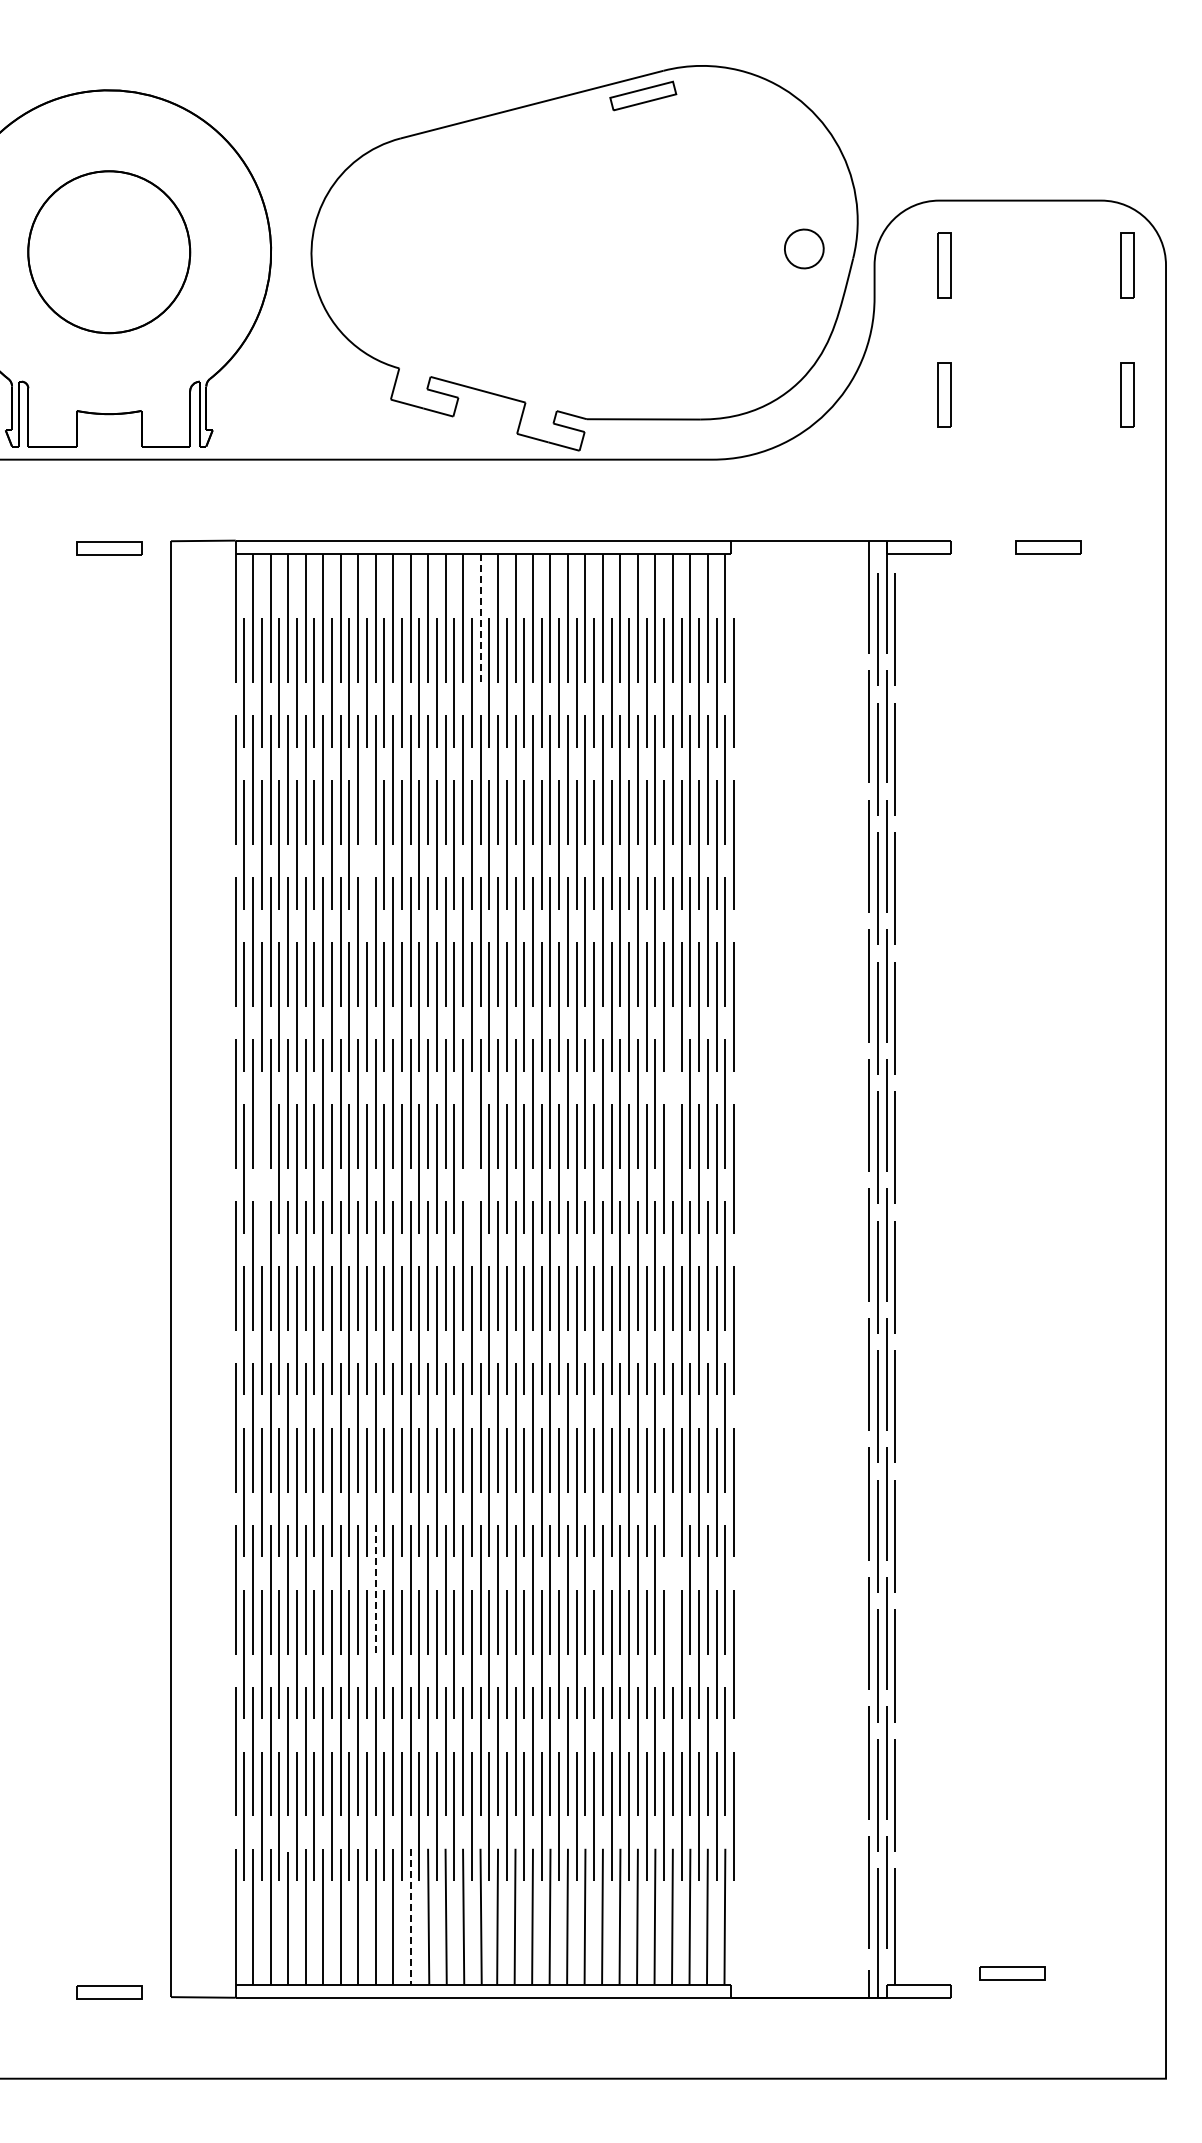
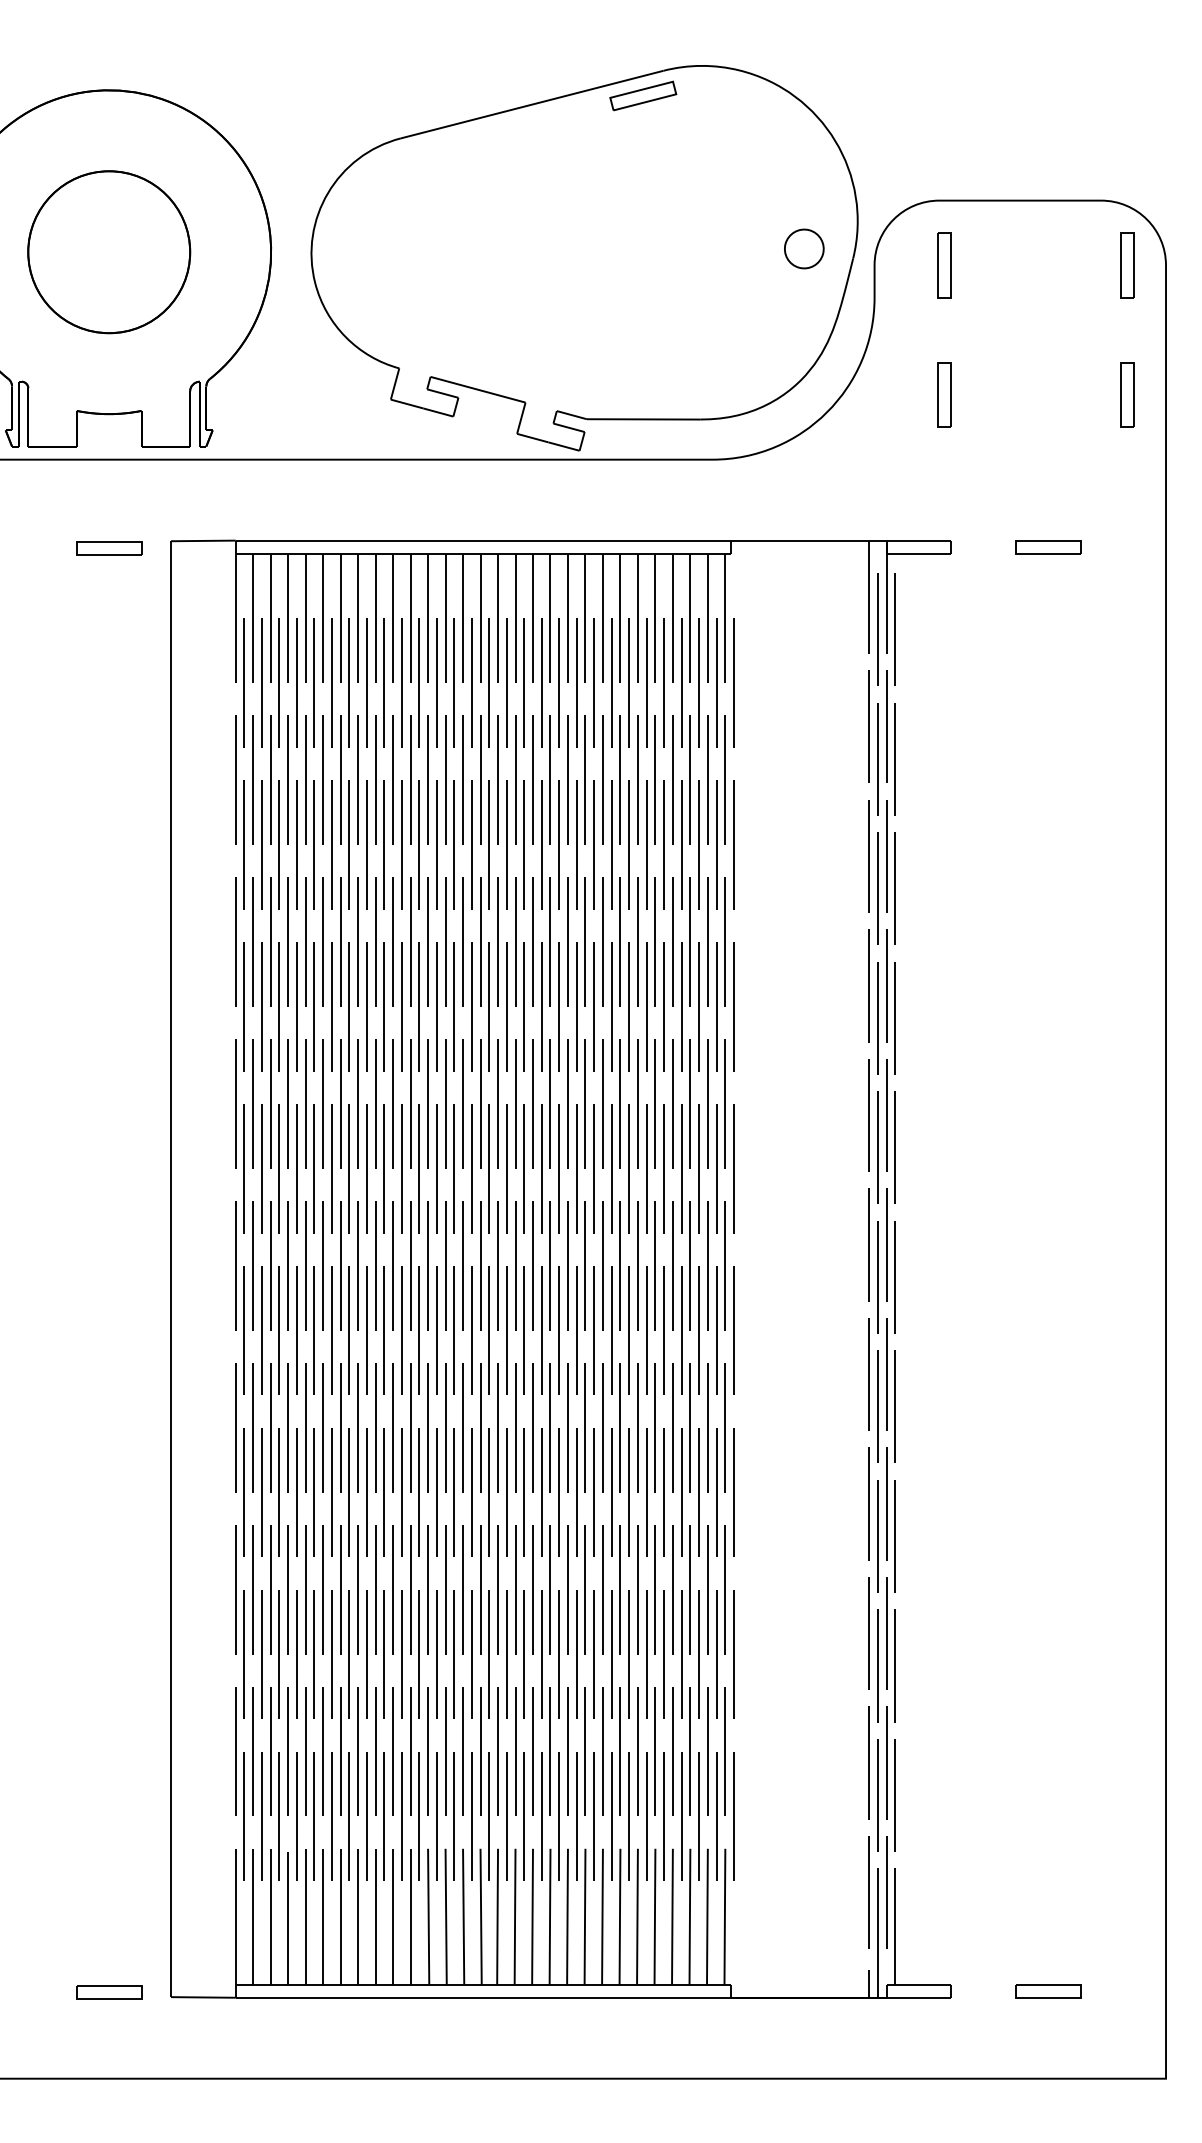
line: dashed -> solid (480, 618)
line: none -> present (366, 844)
line: none -> present (672, 1103)
line: none -> present (261, 1168)
line: none -> present (471, 1168)
line: dashed -> solid (375, 1589)
line: none -> present (672, 1589)
line: dashed -> solid (410, 1916)
part position: (1012, 1973) -> (1048, 1991) (1048, 1991)
